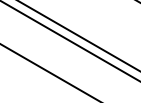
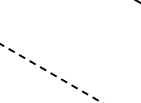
line: present -> none (78, 35)
line: present -> none (69, 41)
line: solid -> dashed (51, 73)
